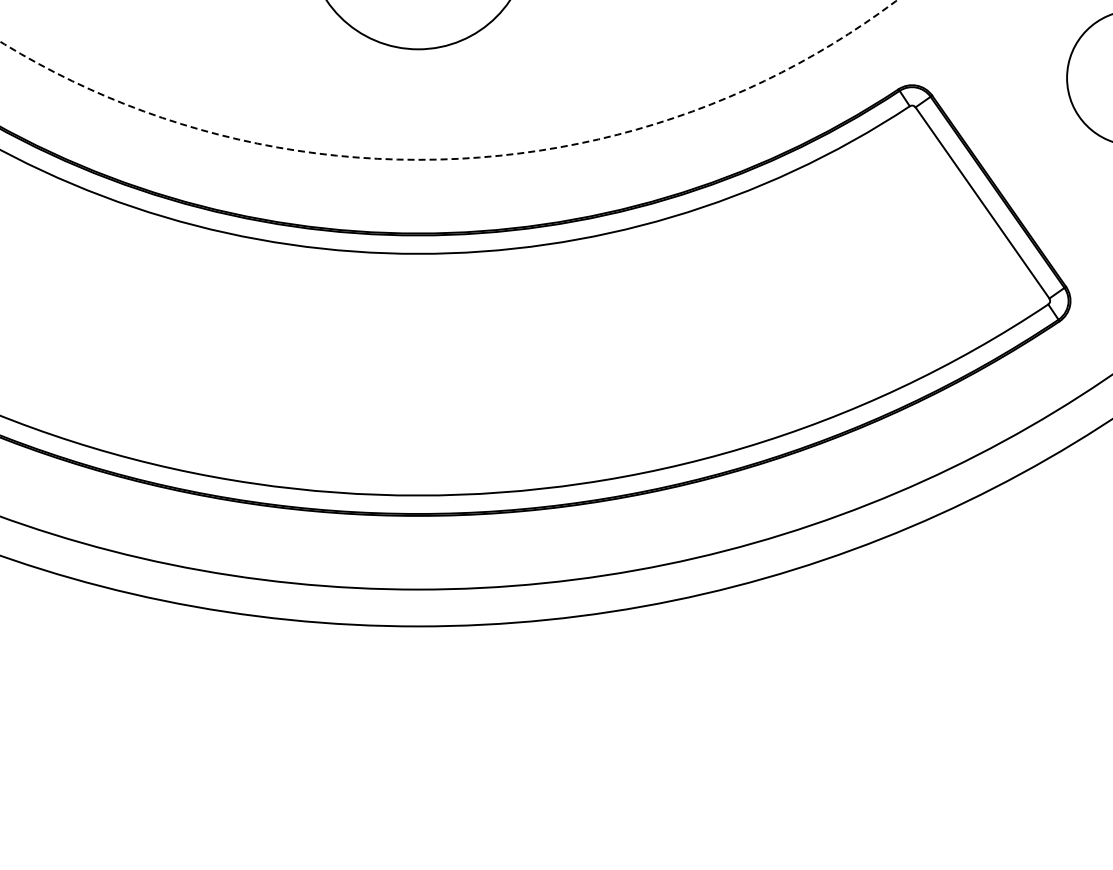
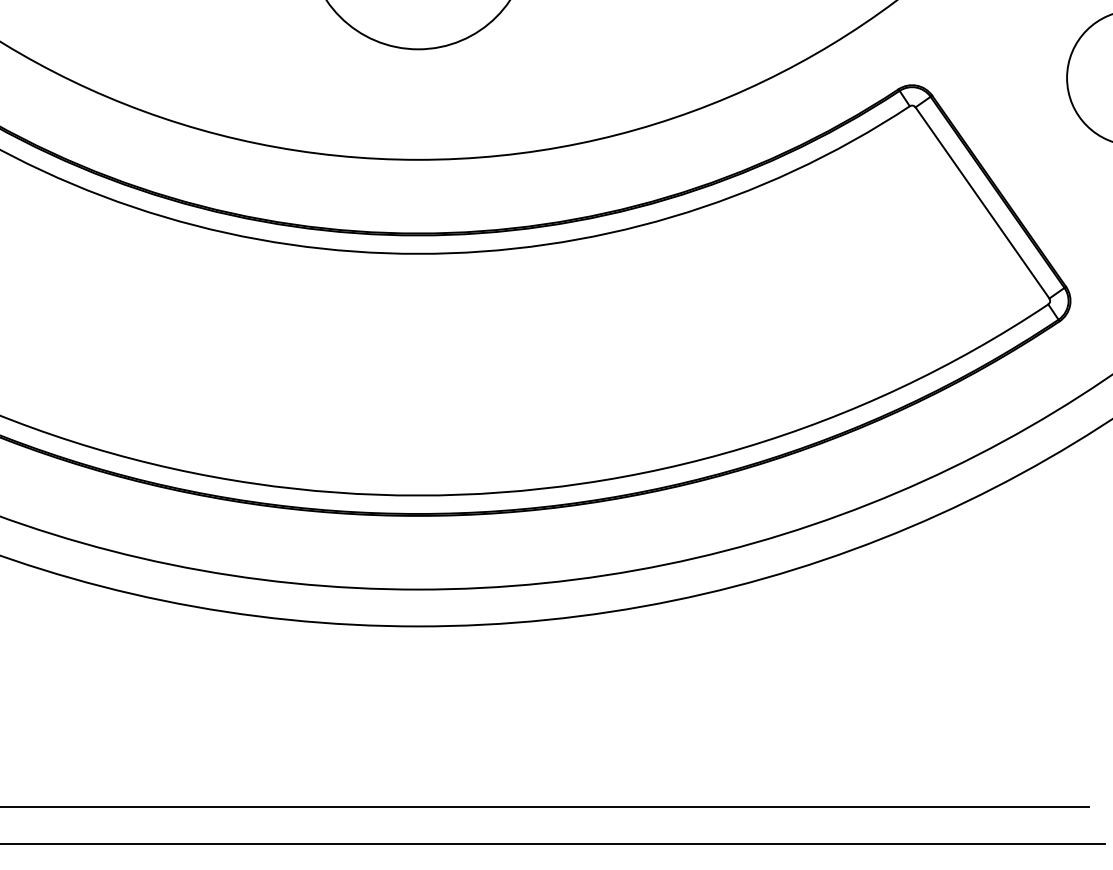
arc: dashed -> solid (456, 158)
line: none -> present (545, 806)
line: none -> present (553, 843)
